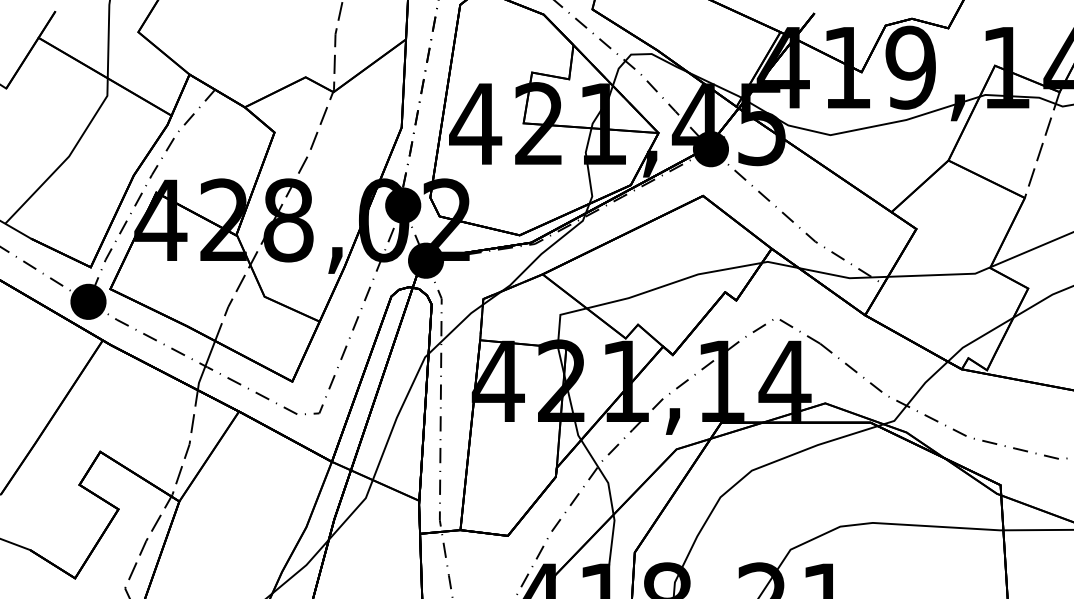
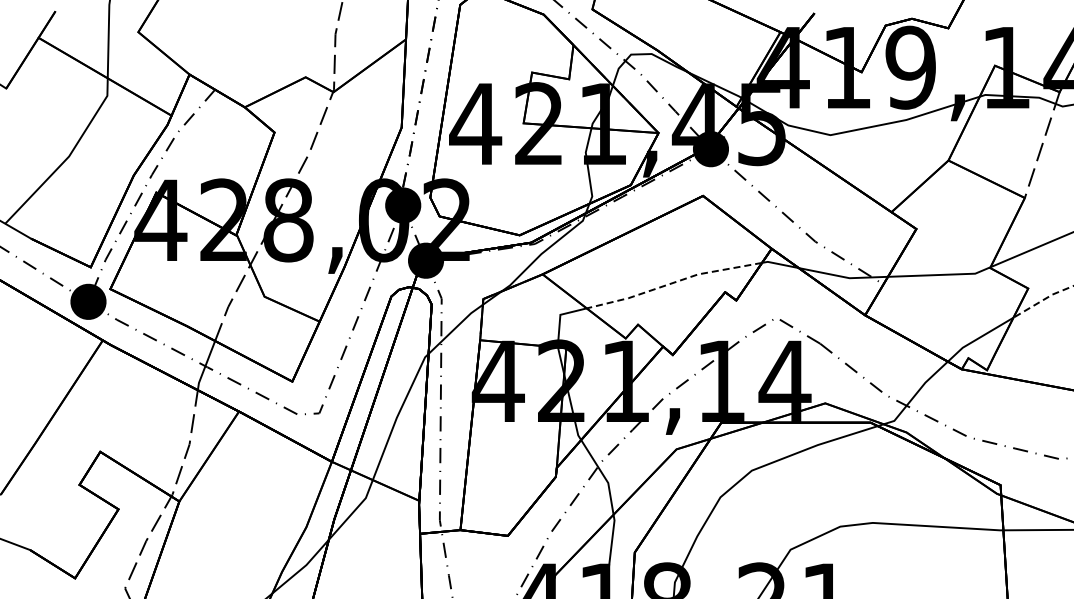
line: solid -> dashed (672, 283)
line: solid -> dashed (1043, 300)
